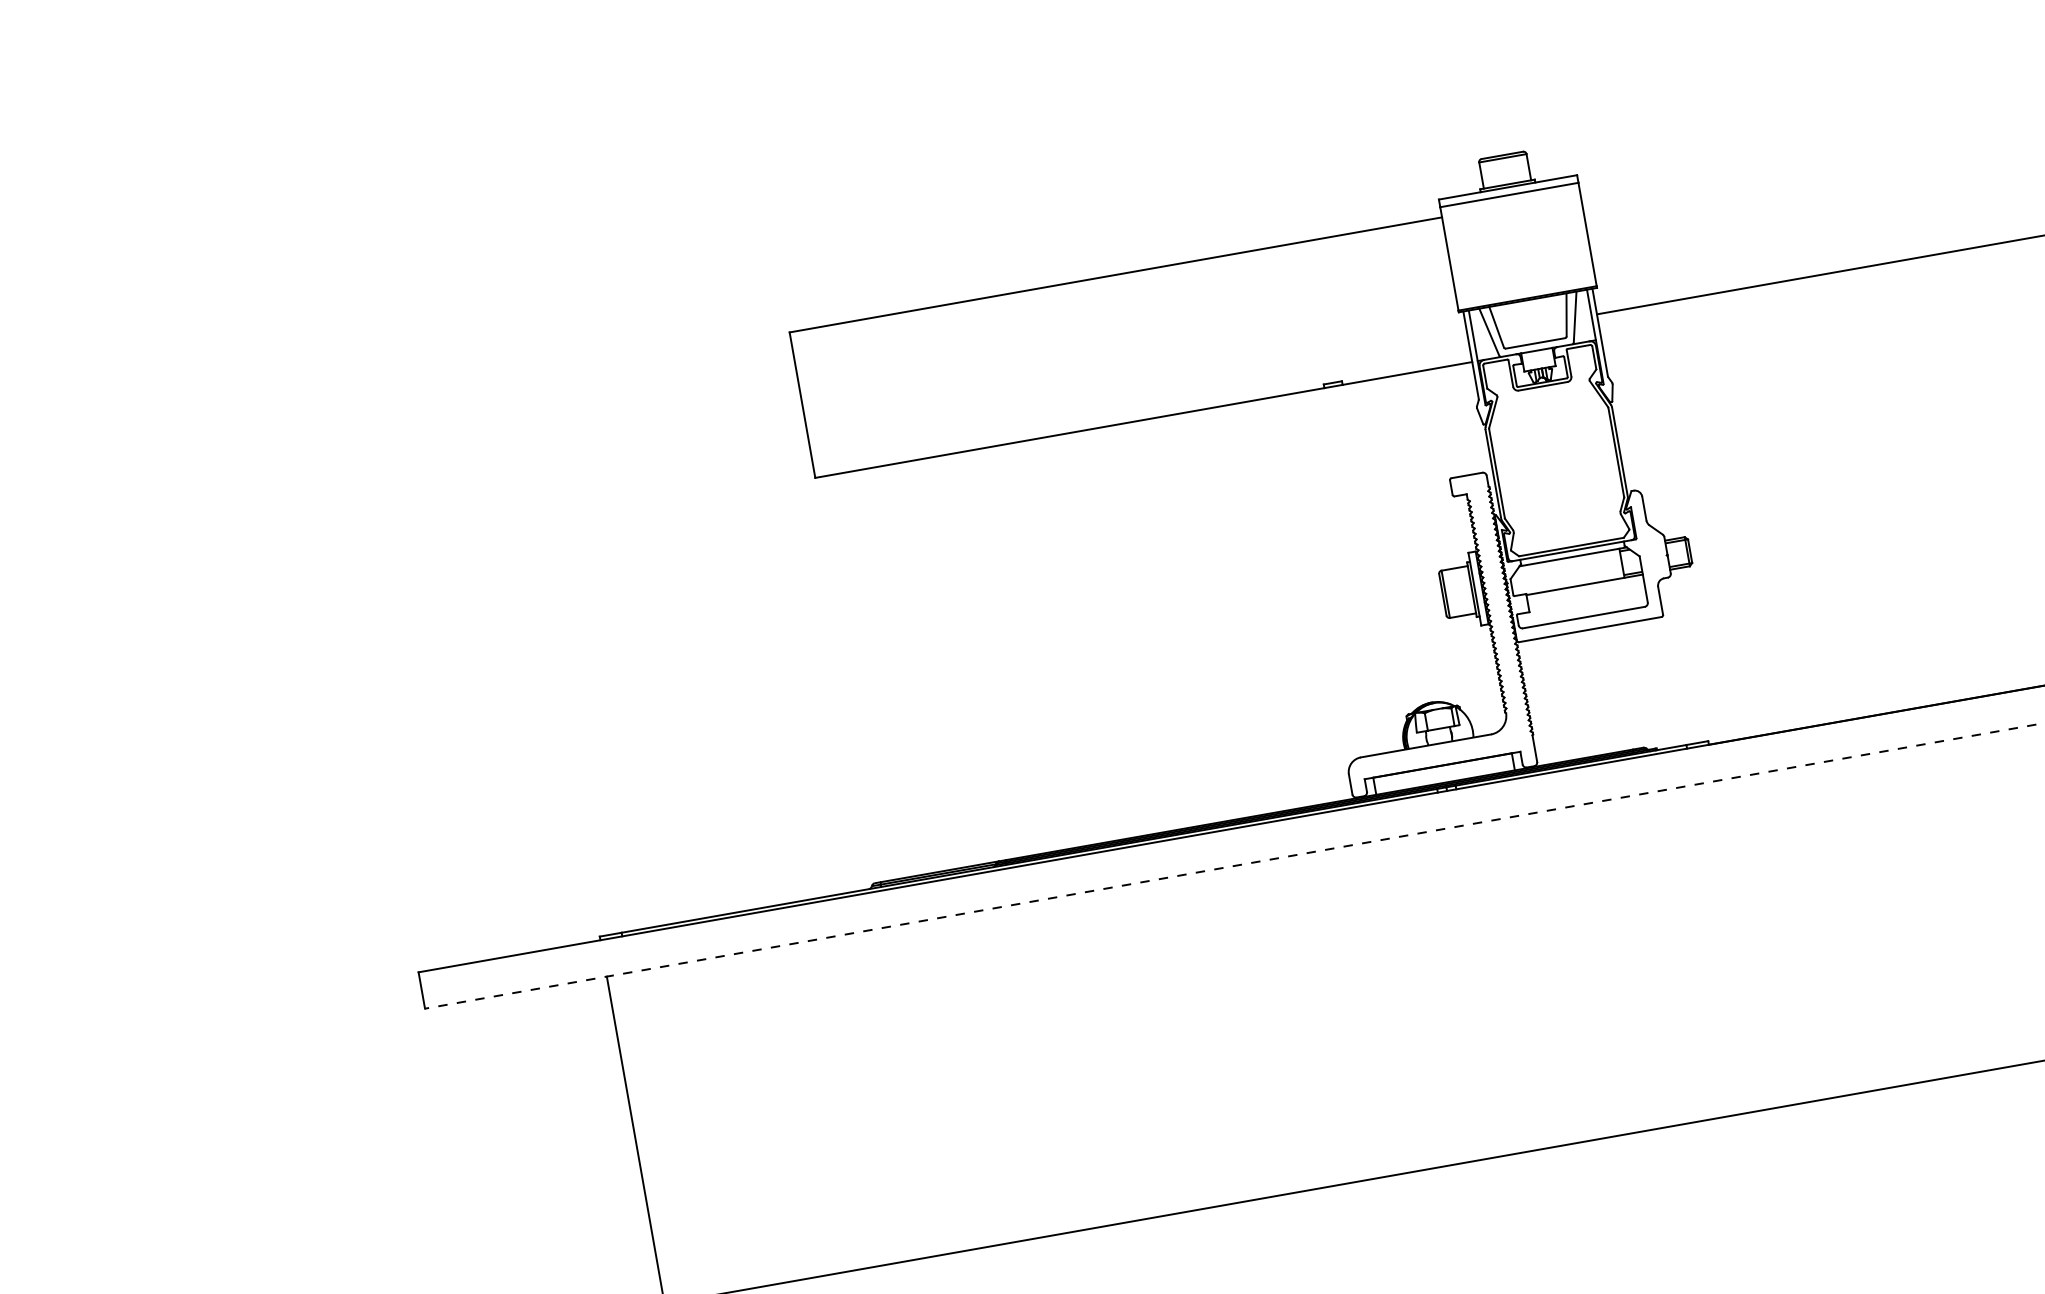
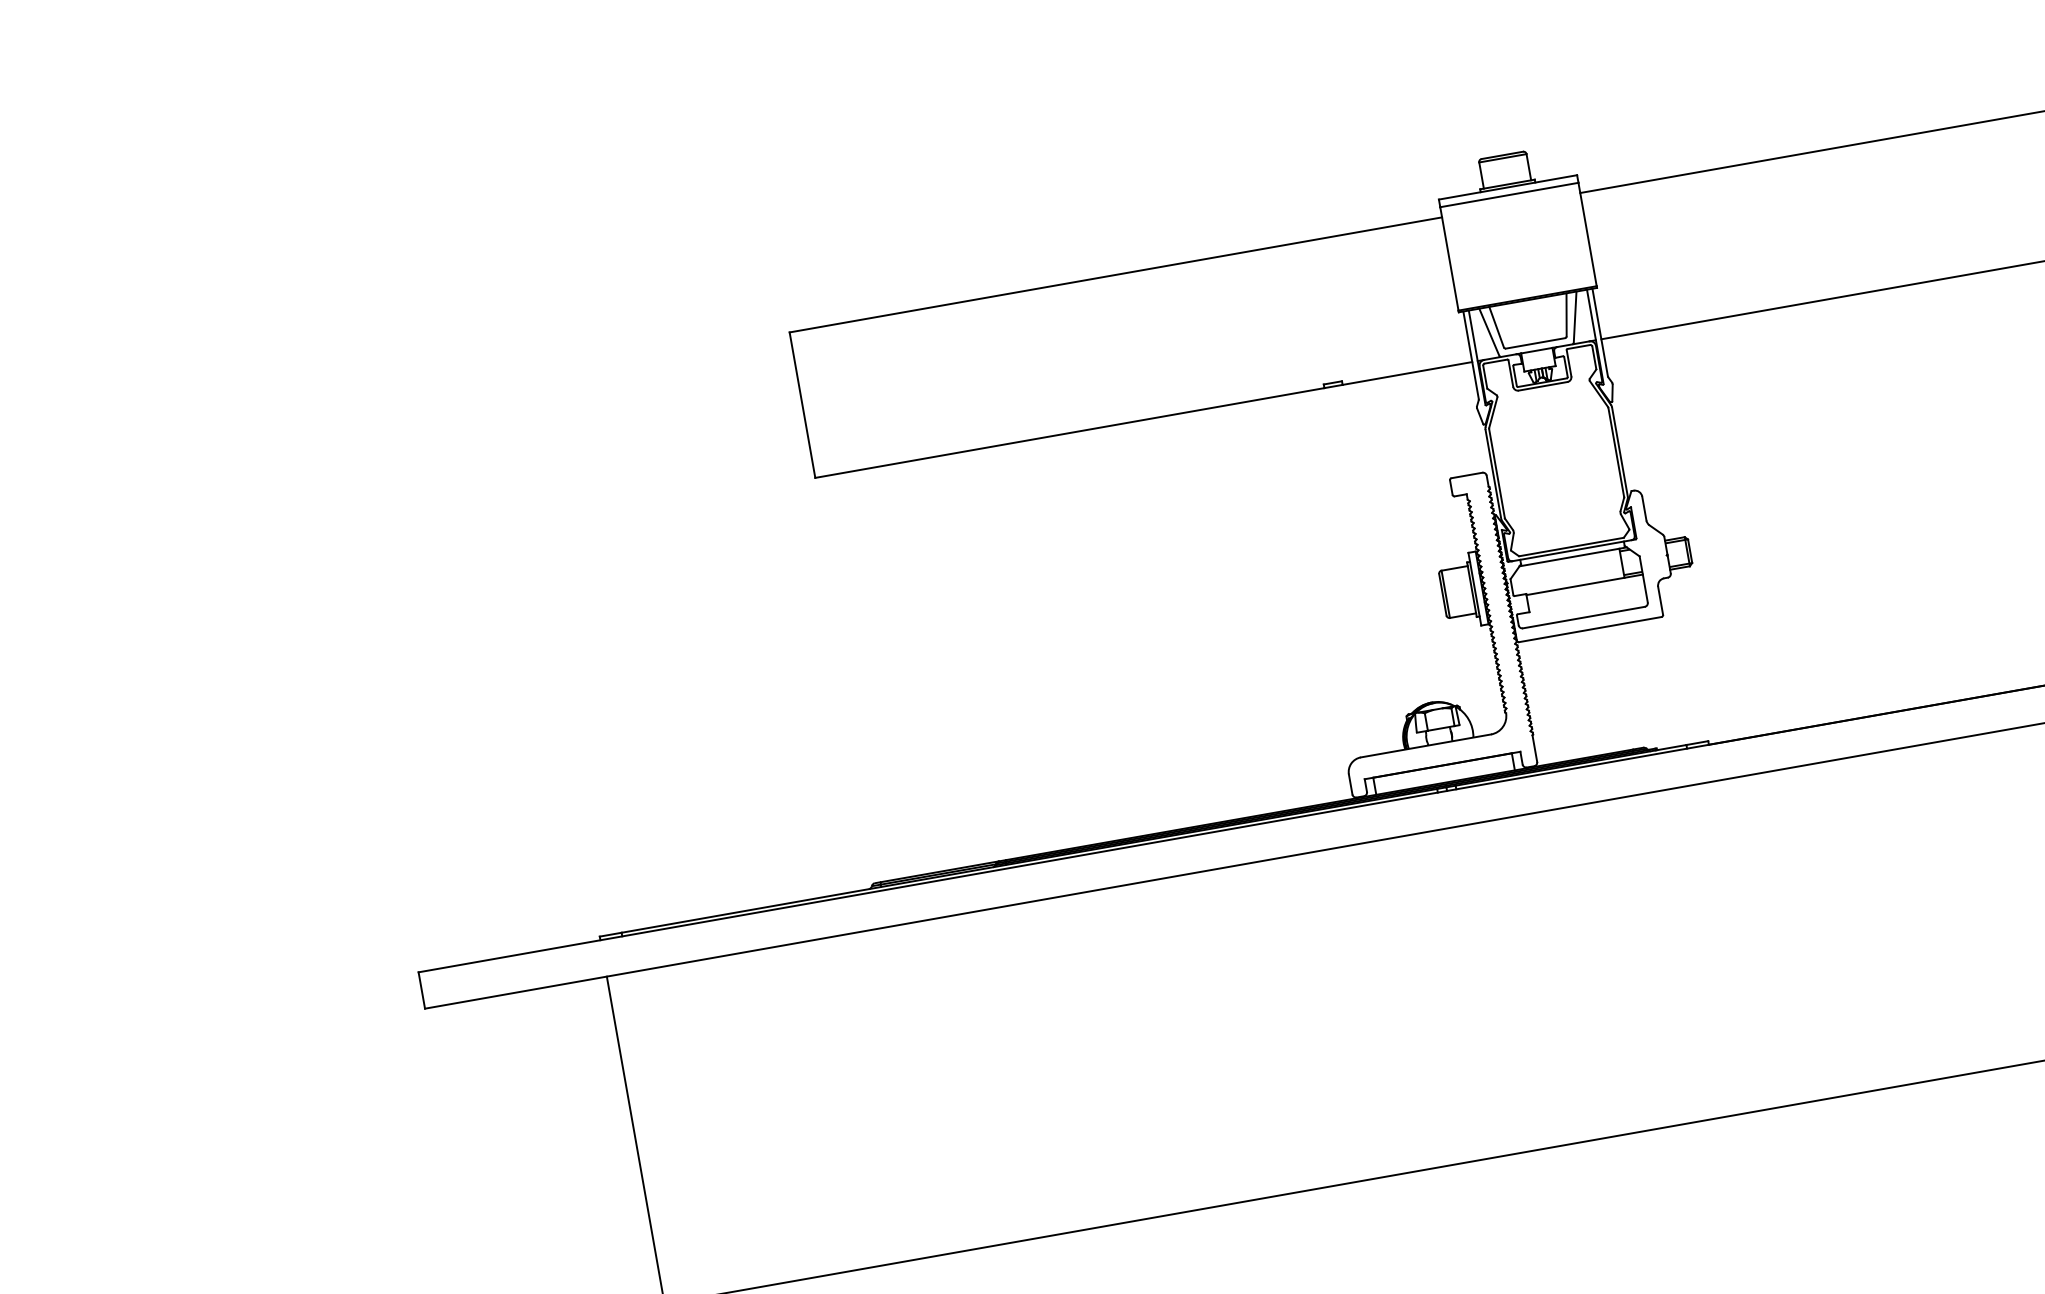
line: none -> present (1810, 152)
line position: (1819, 274) -> (1821, 300) (1821, 300)
line: dashed -> solid (1234, 865)
